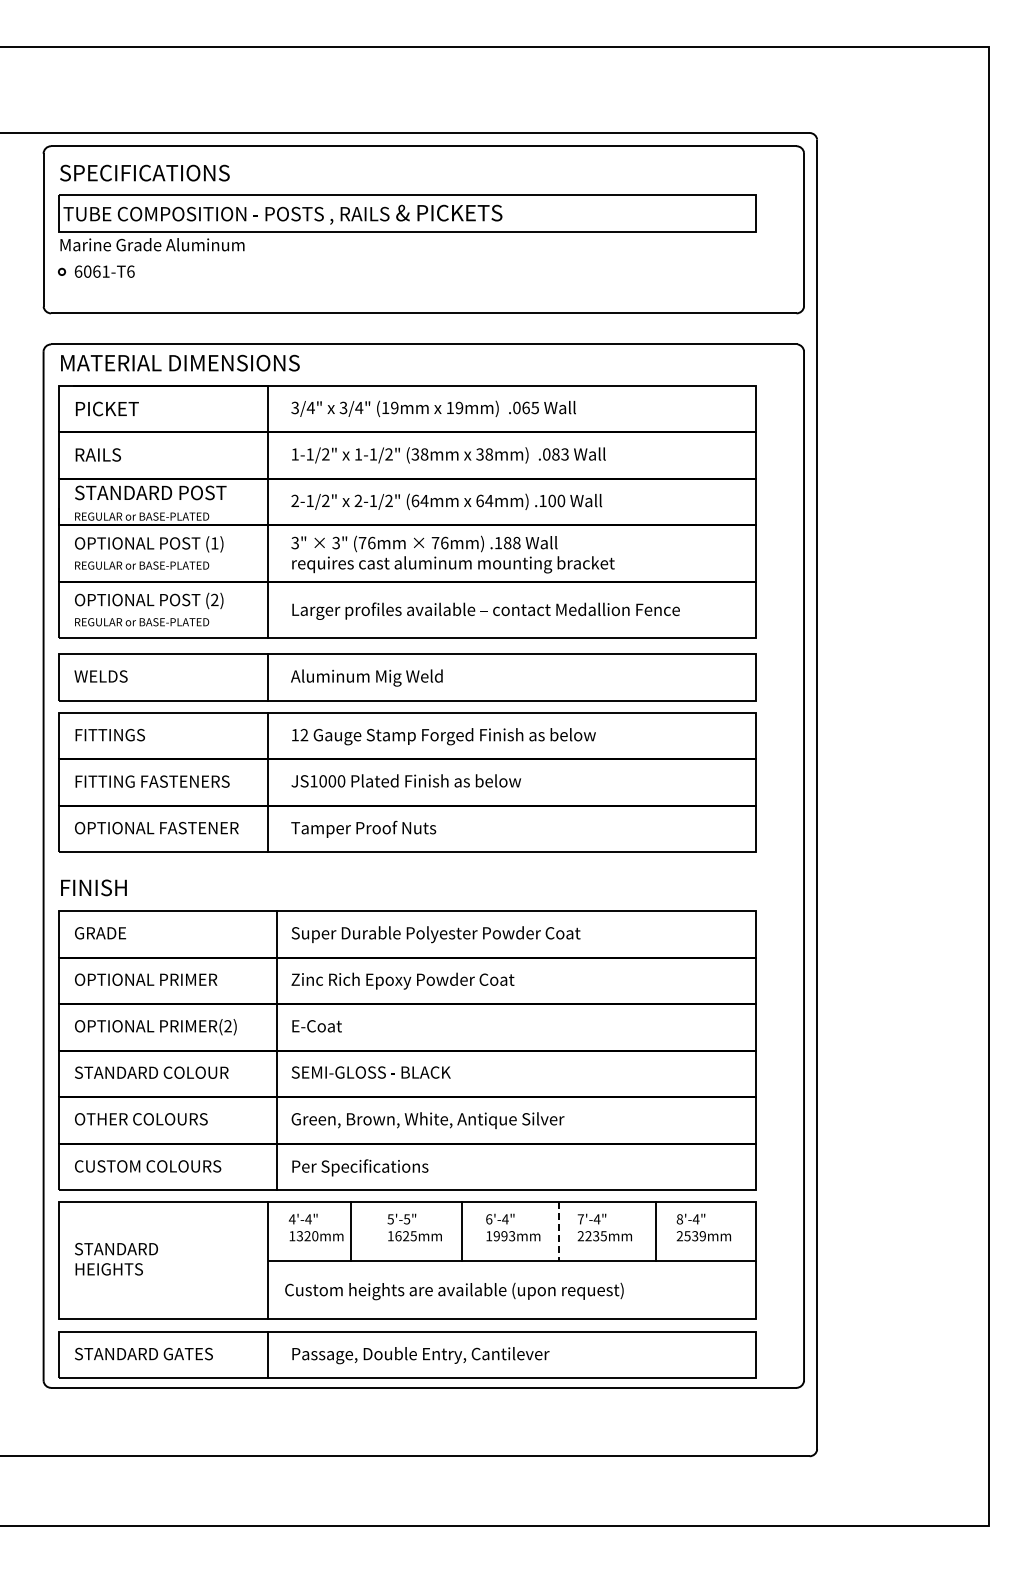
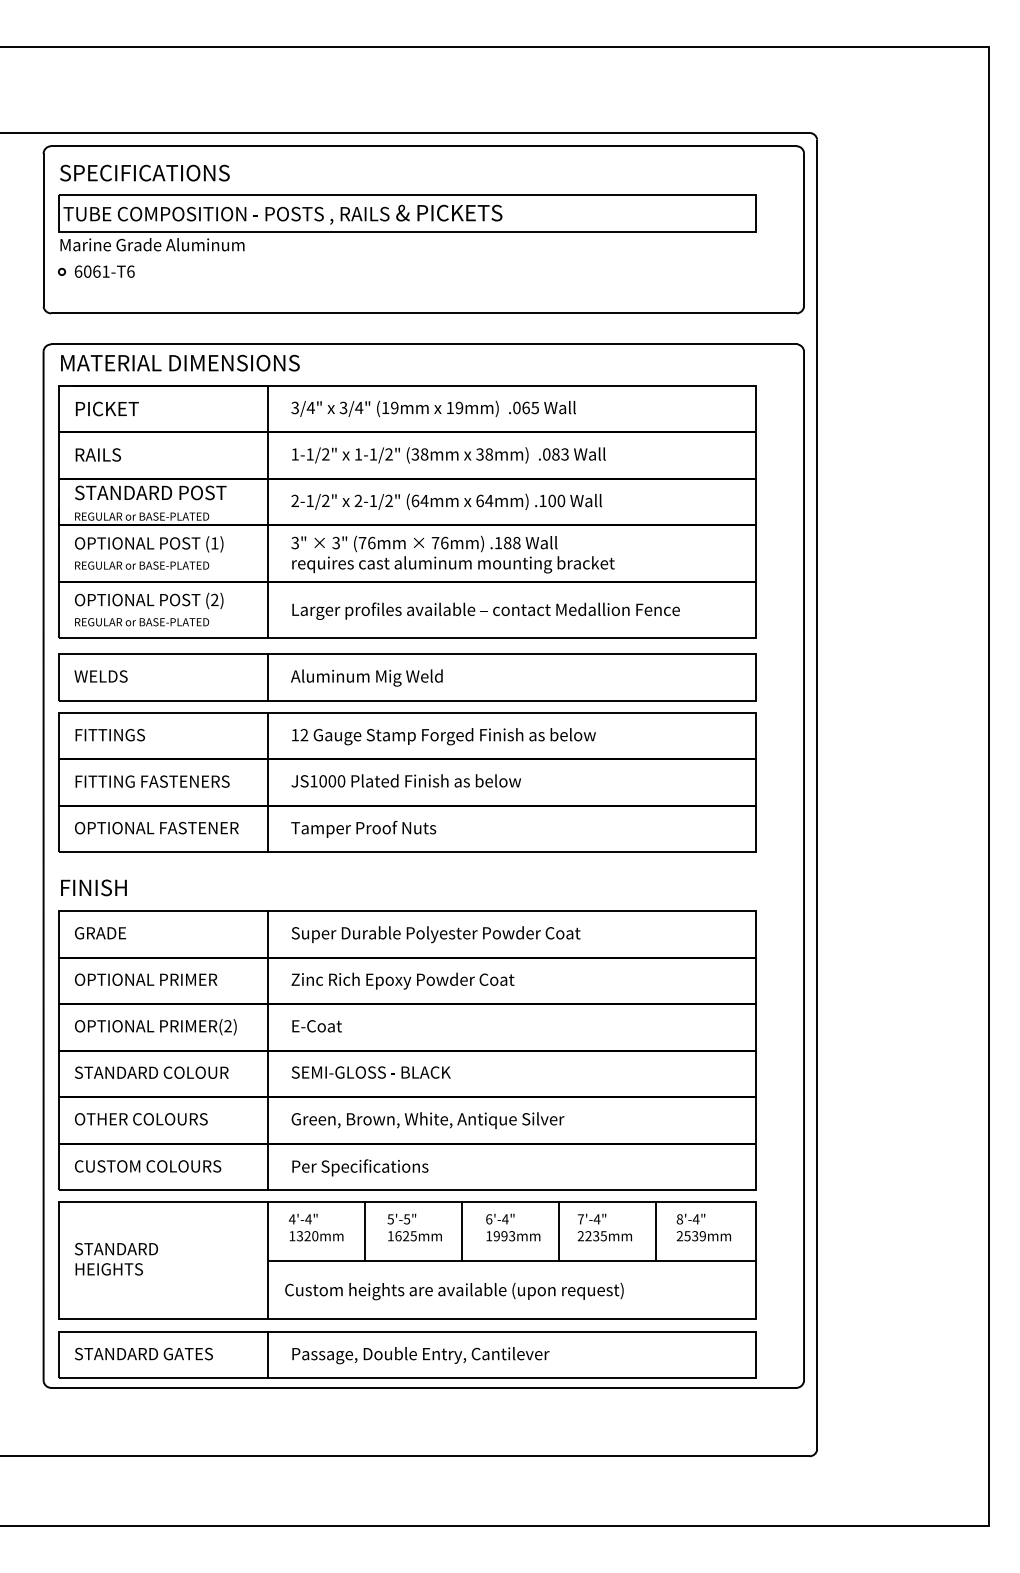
line position: (277, 1050) -> (268, 1050) (268, 1050)
line position: (351, 1231) -> (365, 1231) (365, 1231)
line: dashed -> solid (559, 1231)
